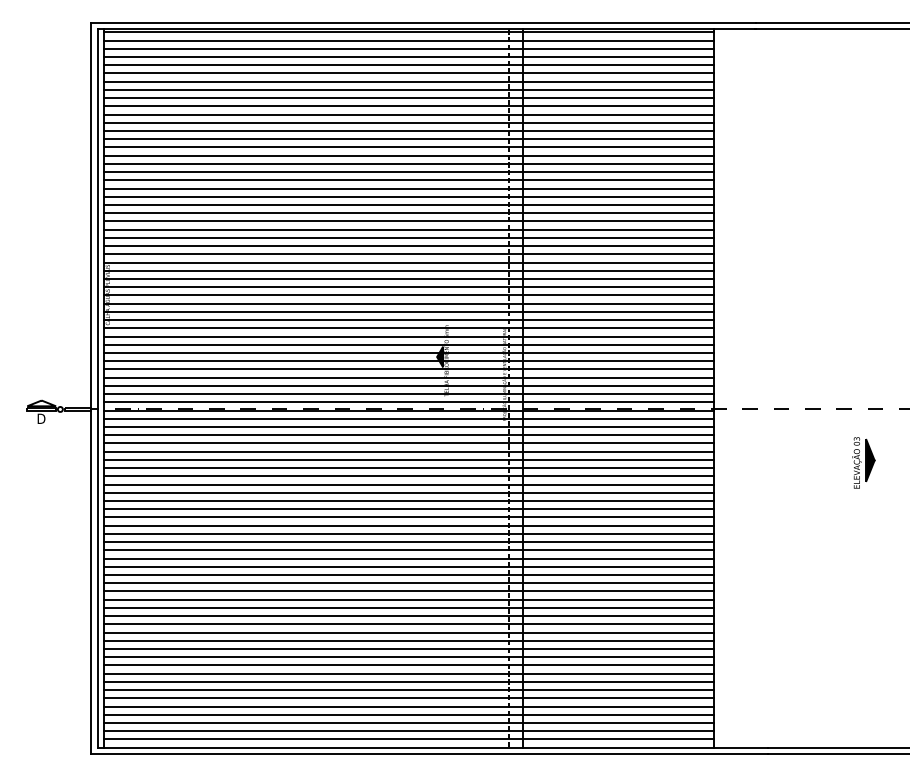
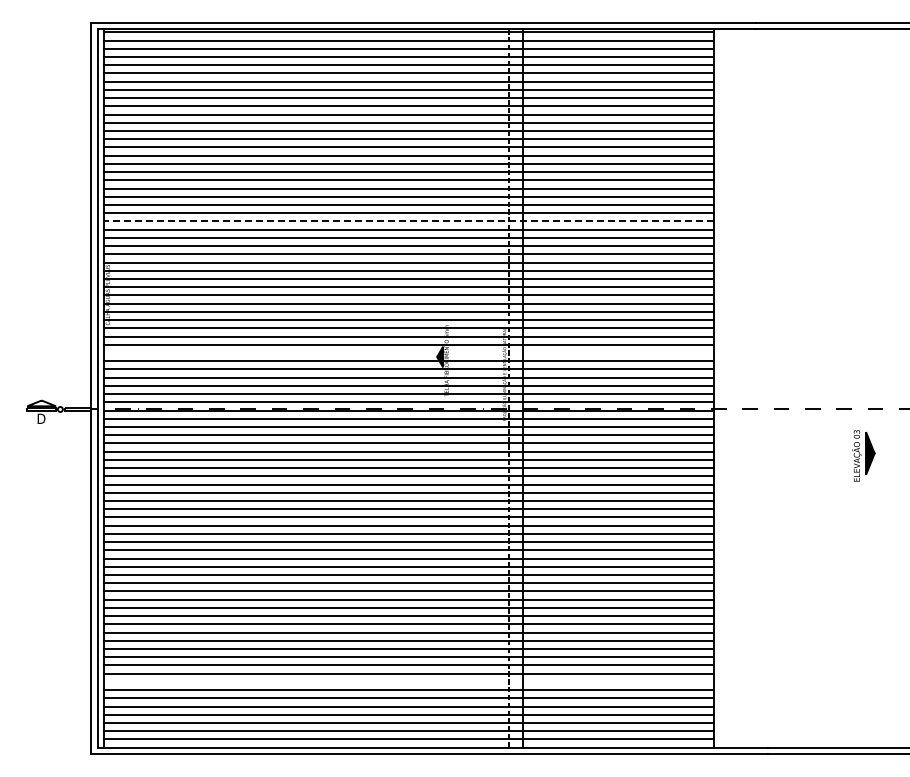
line: solid -> dashed (408, 221)
line: present -> none (408, 353)
part position: (863, 462) -> (863, 455) (863, 455)
line: present -> none (408, 681)
